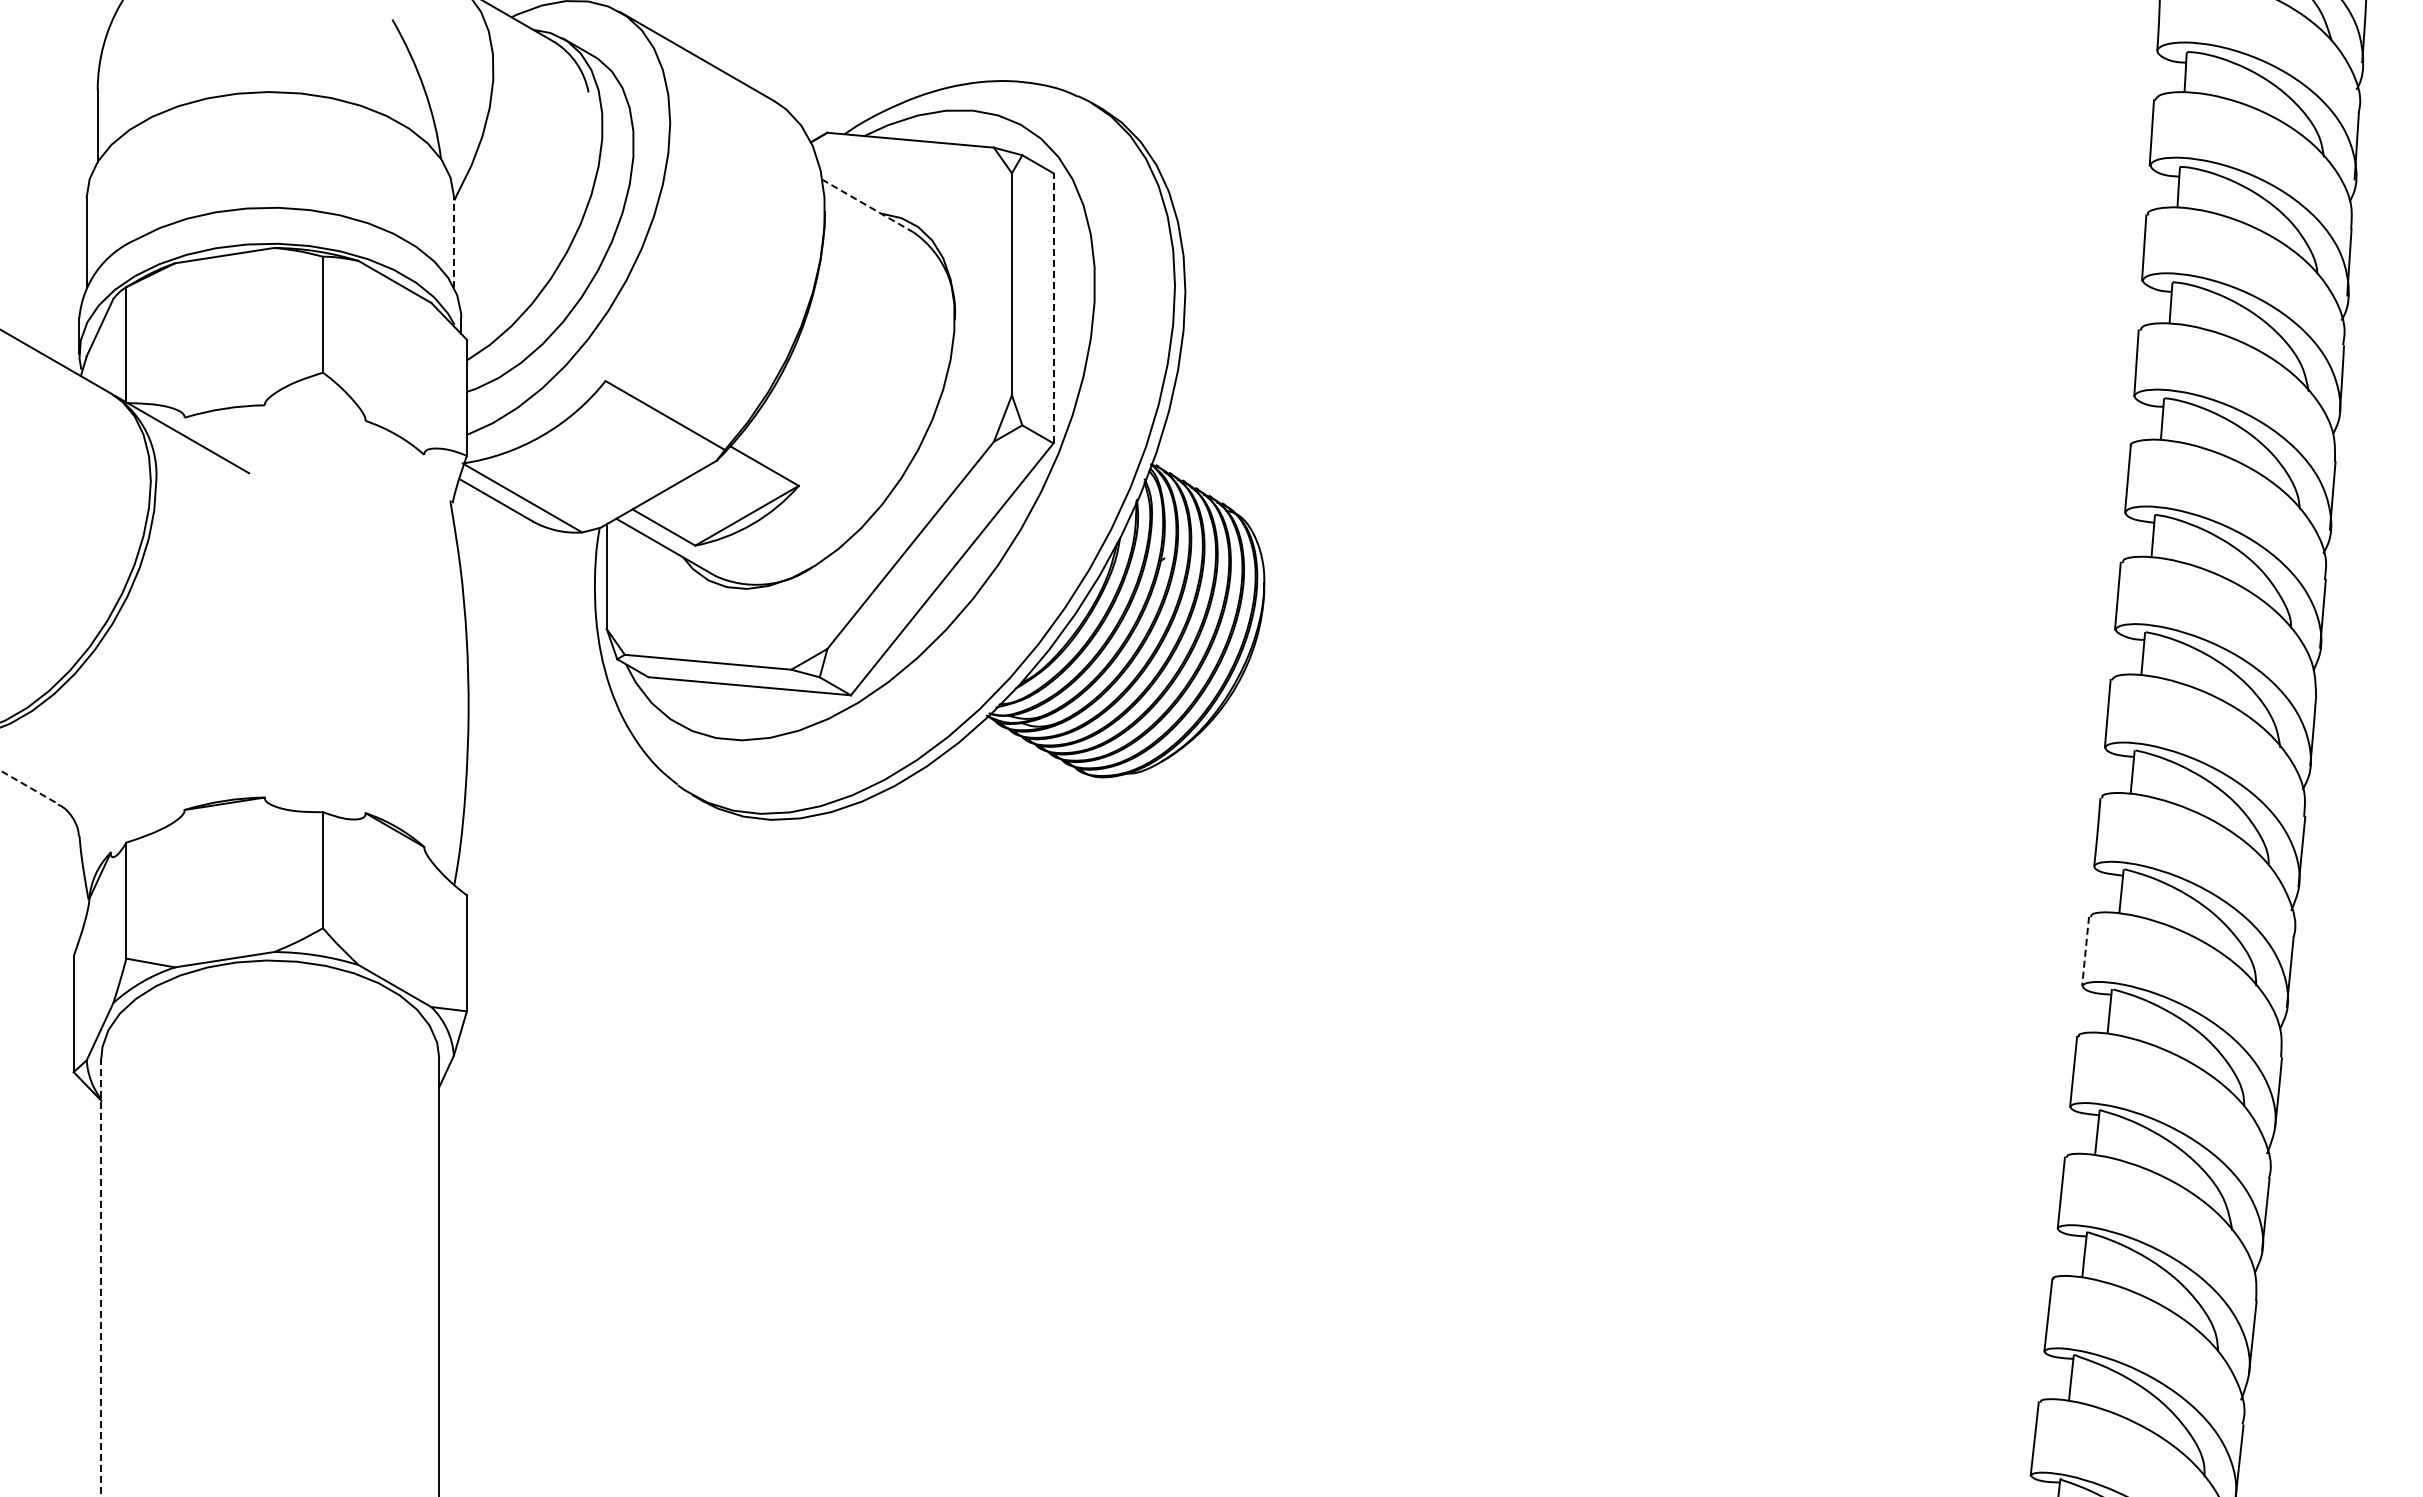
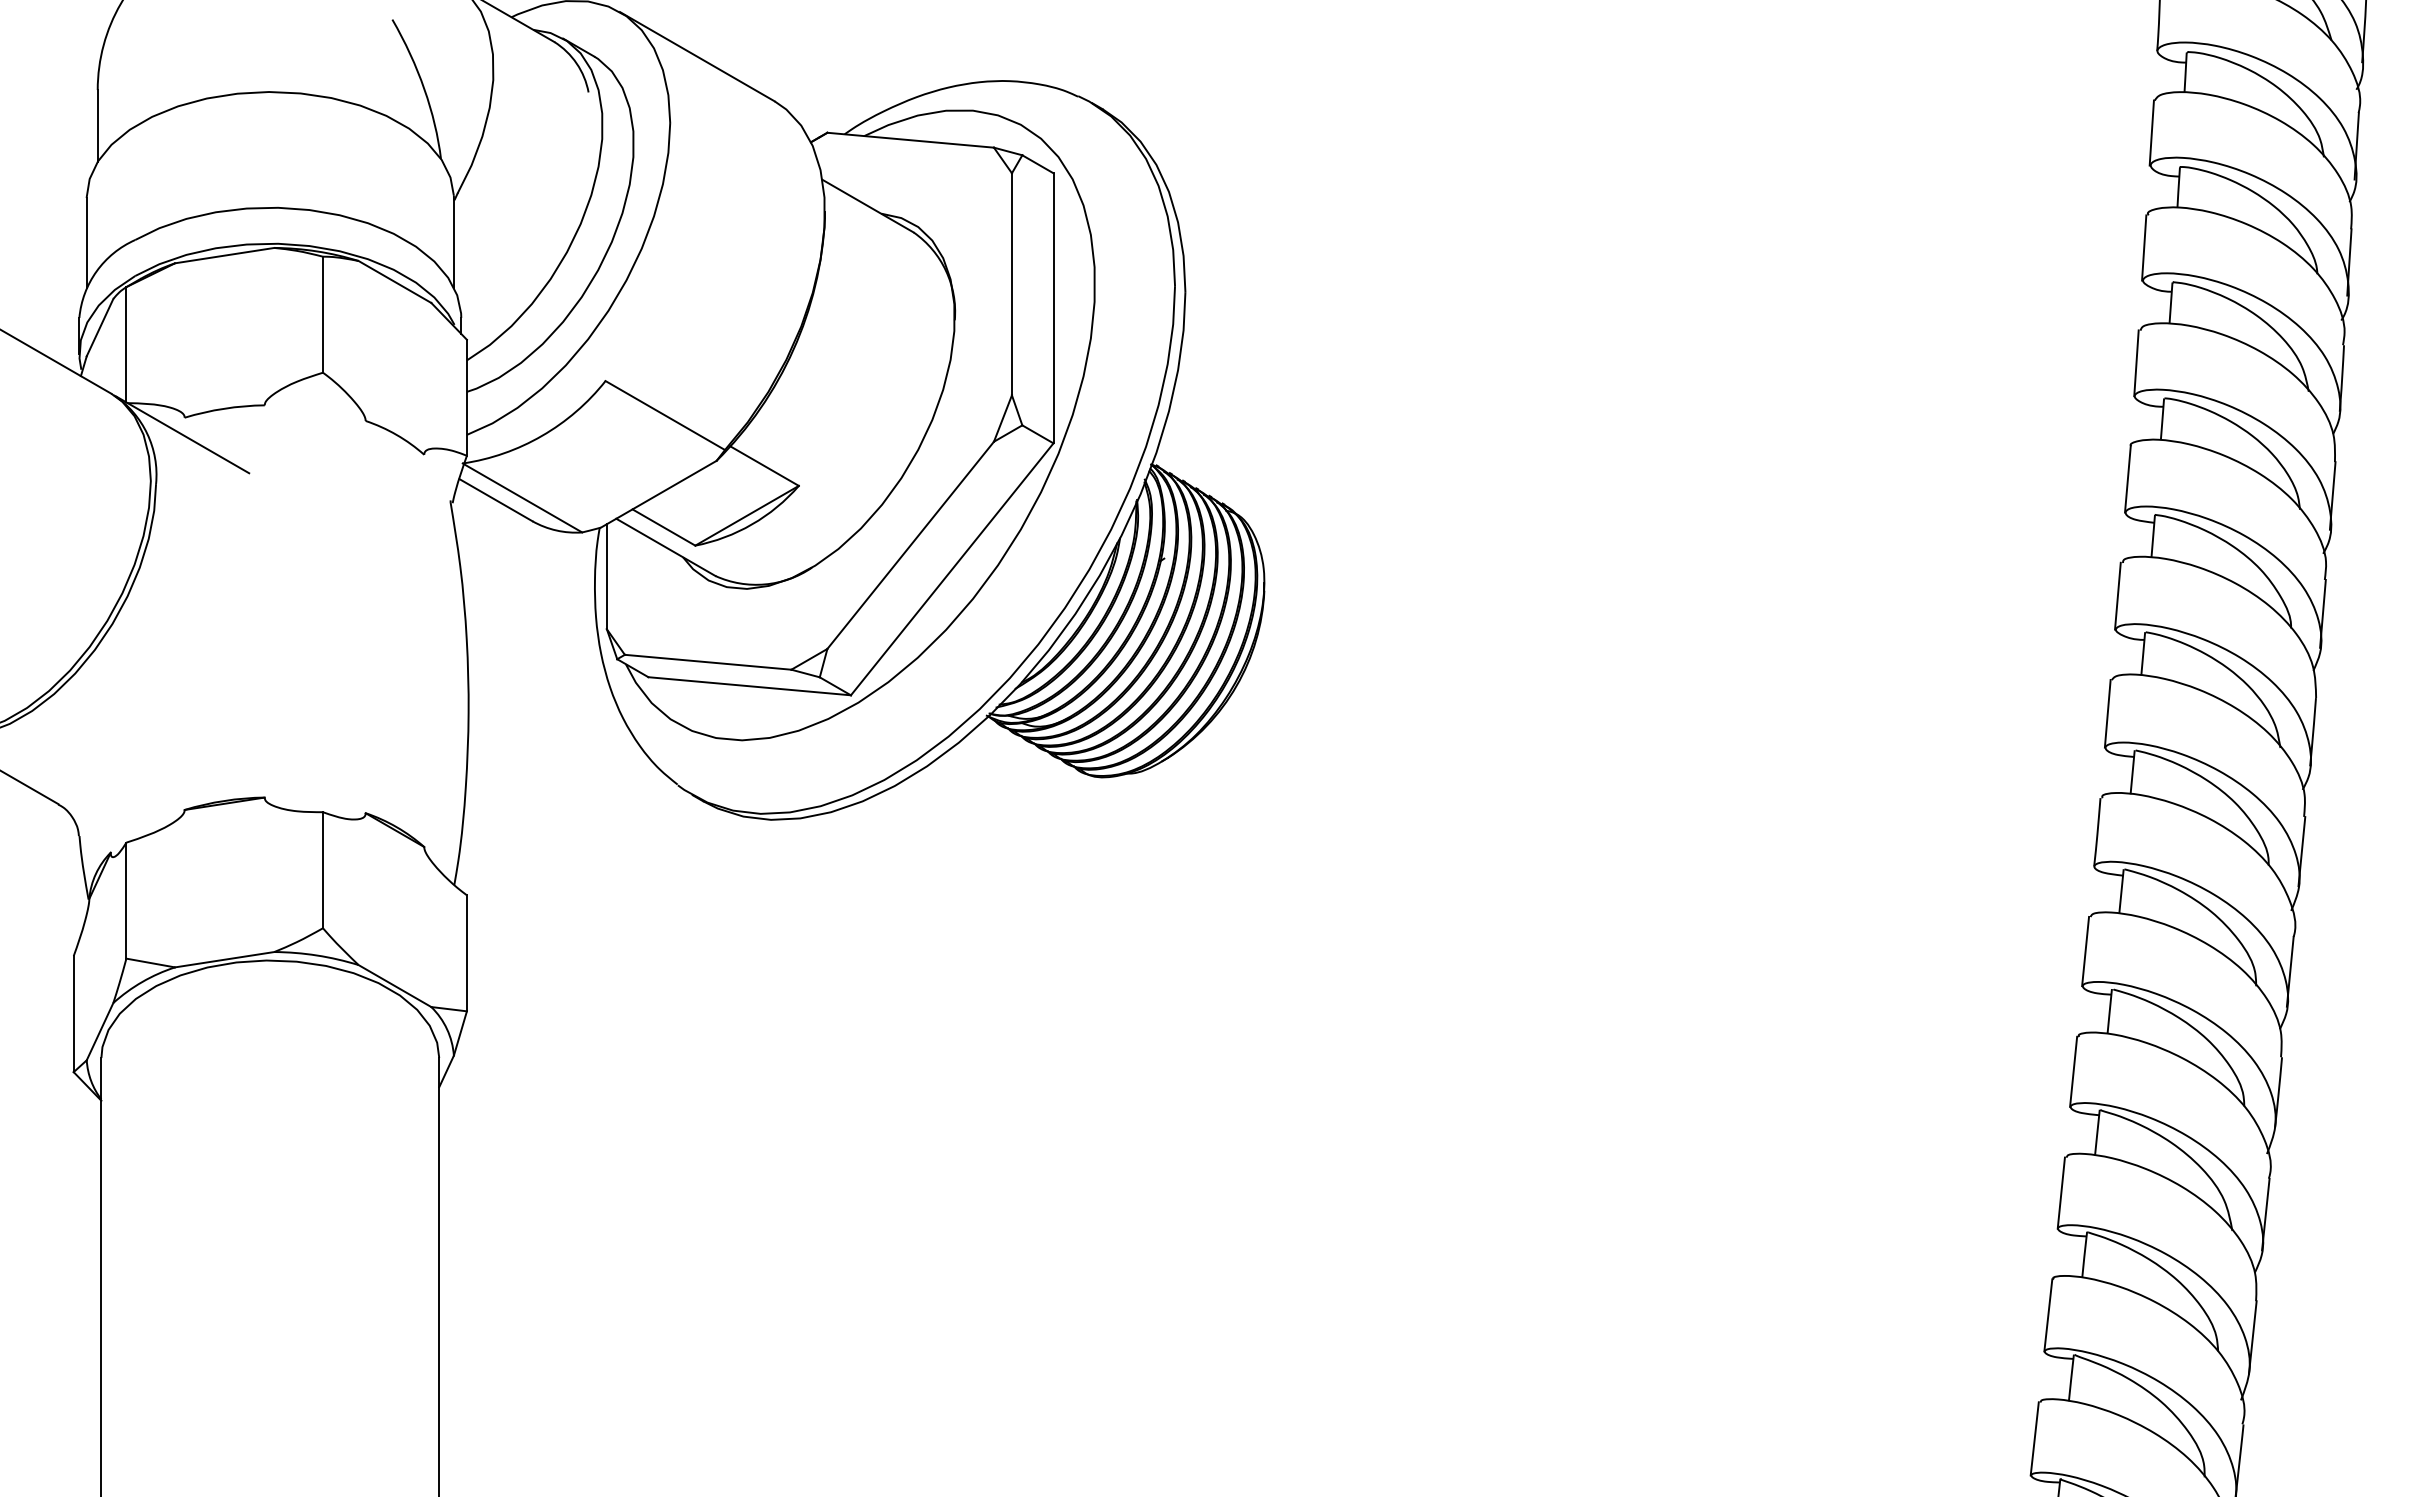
line: dashed -> solid (868, 206)
line: dashed -> solid (453, 243)
line: dashed -> solid (1053, 307)
line: dashed -> solid (29, 787)
line: dashed -> solid (2085, 951)
line: dashed -> solid (101, 1277)
